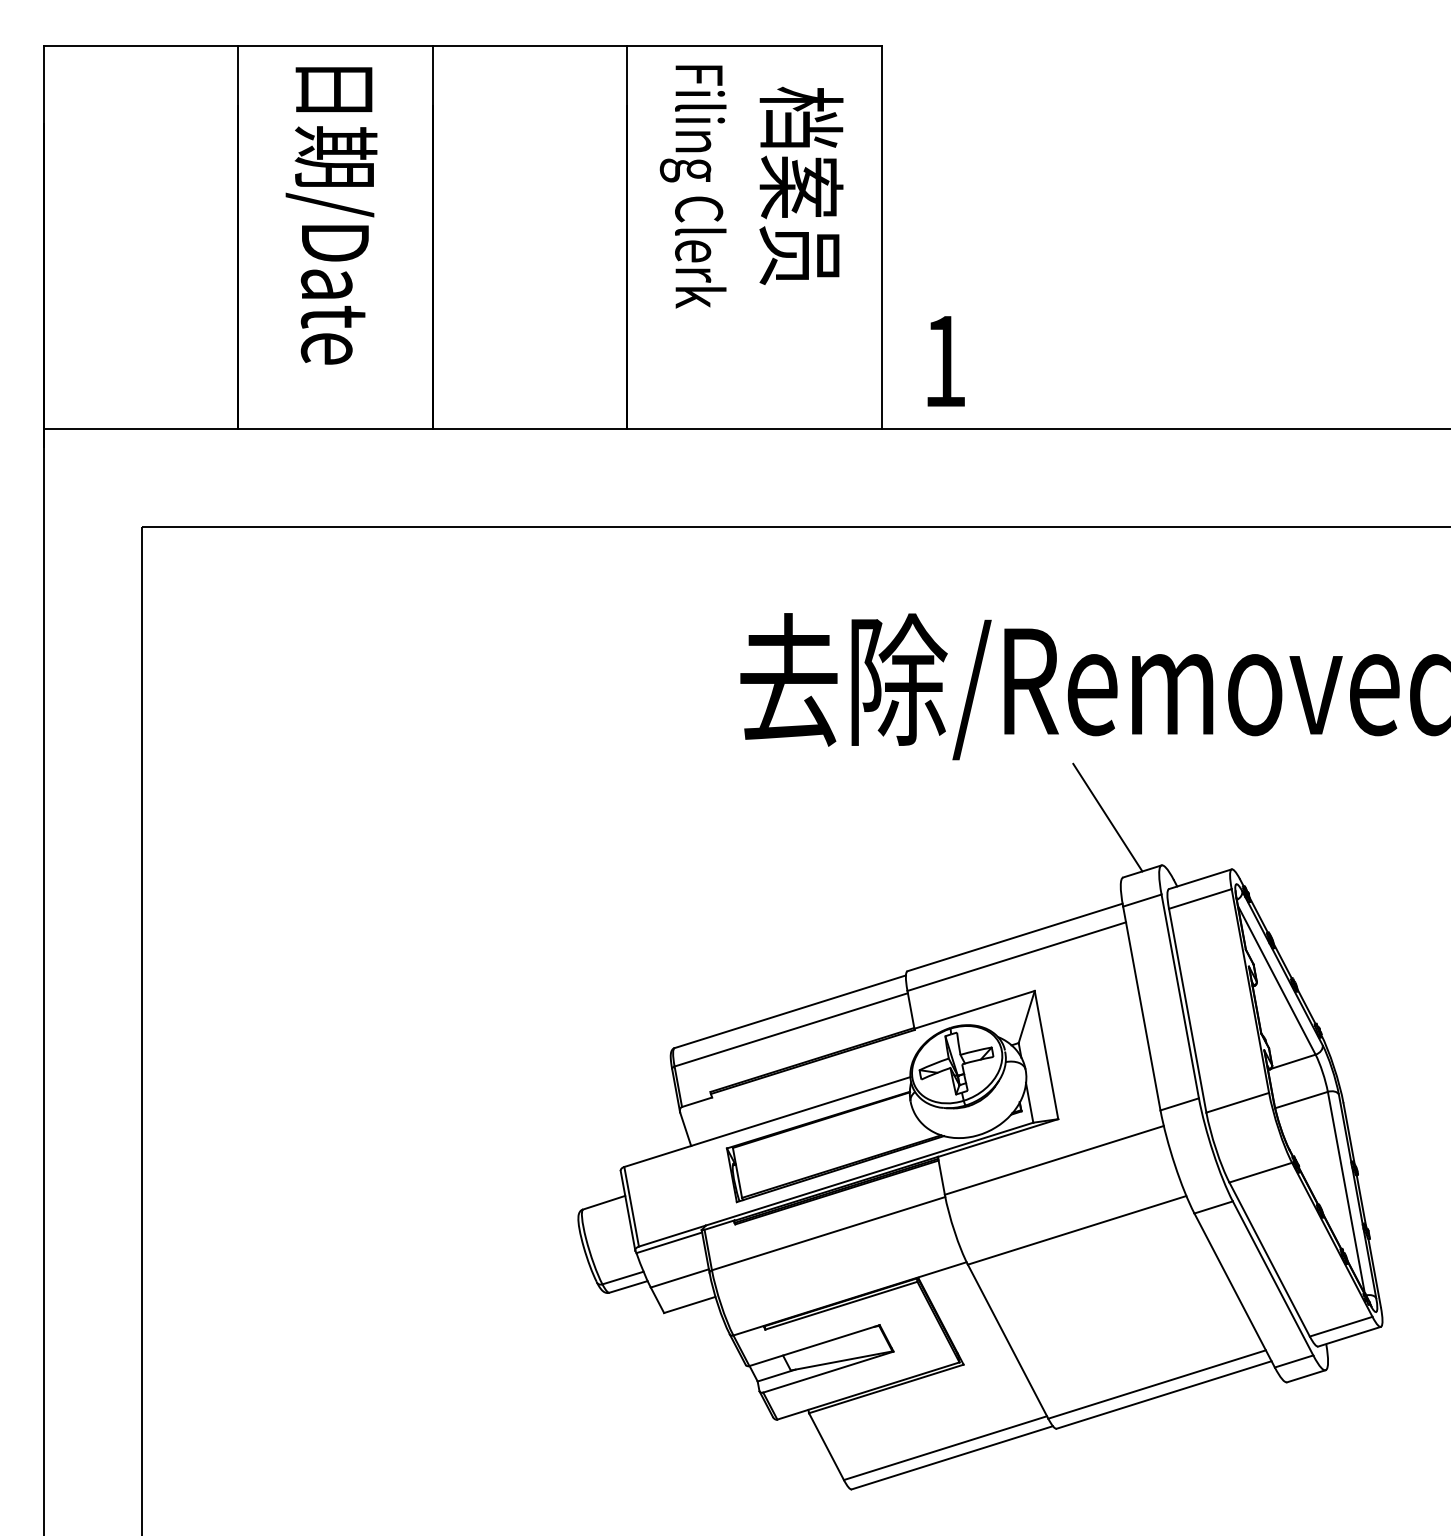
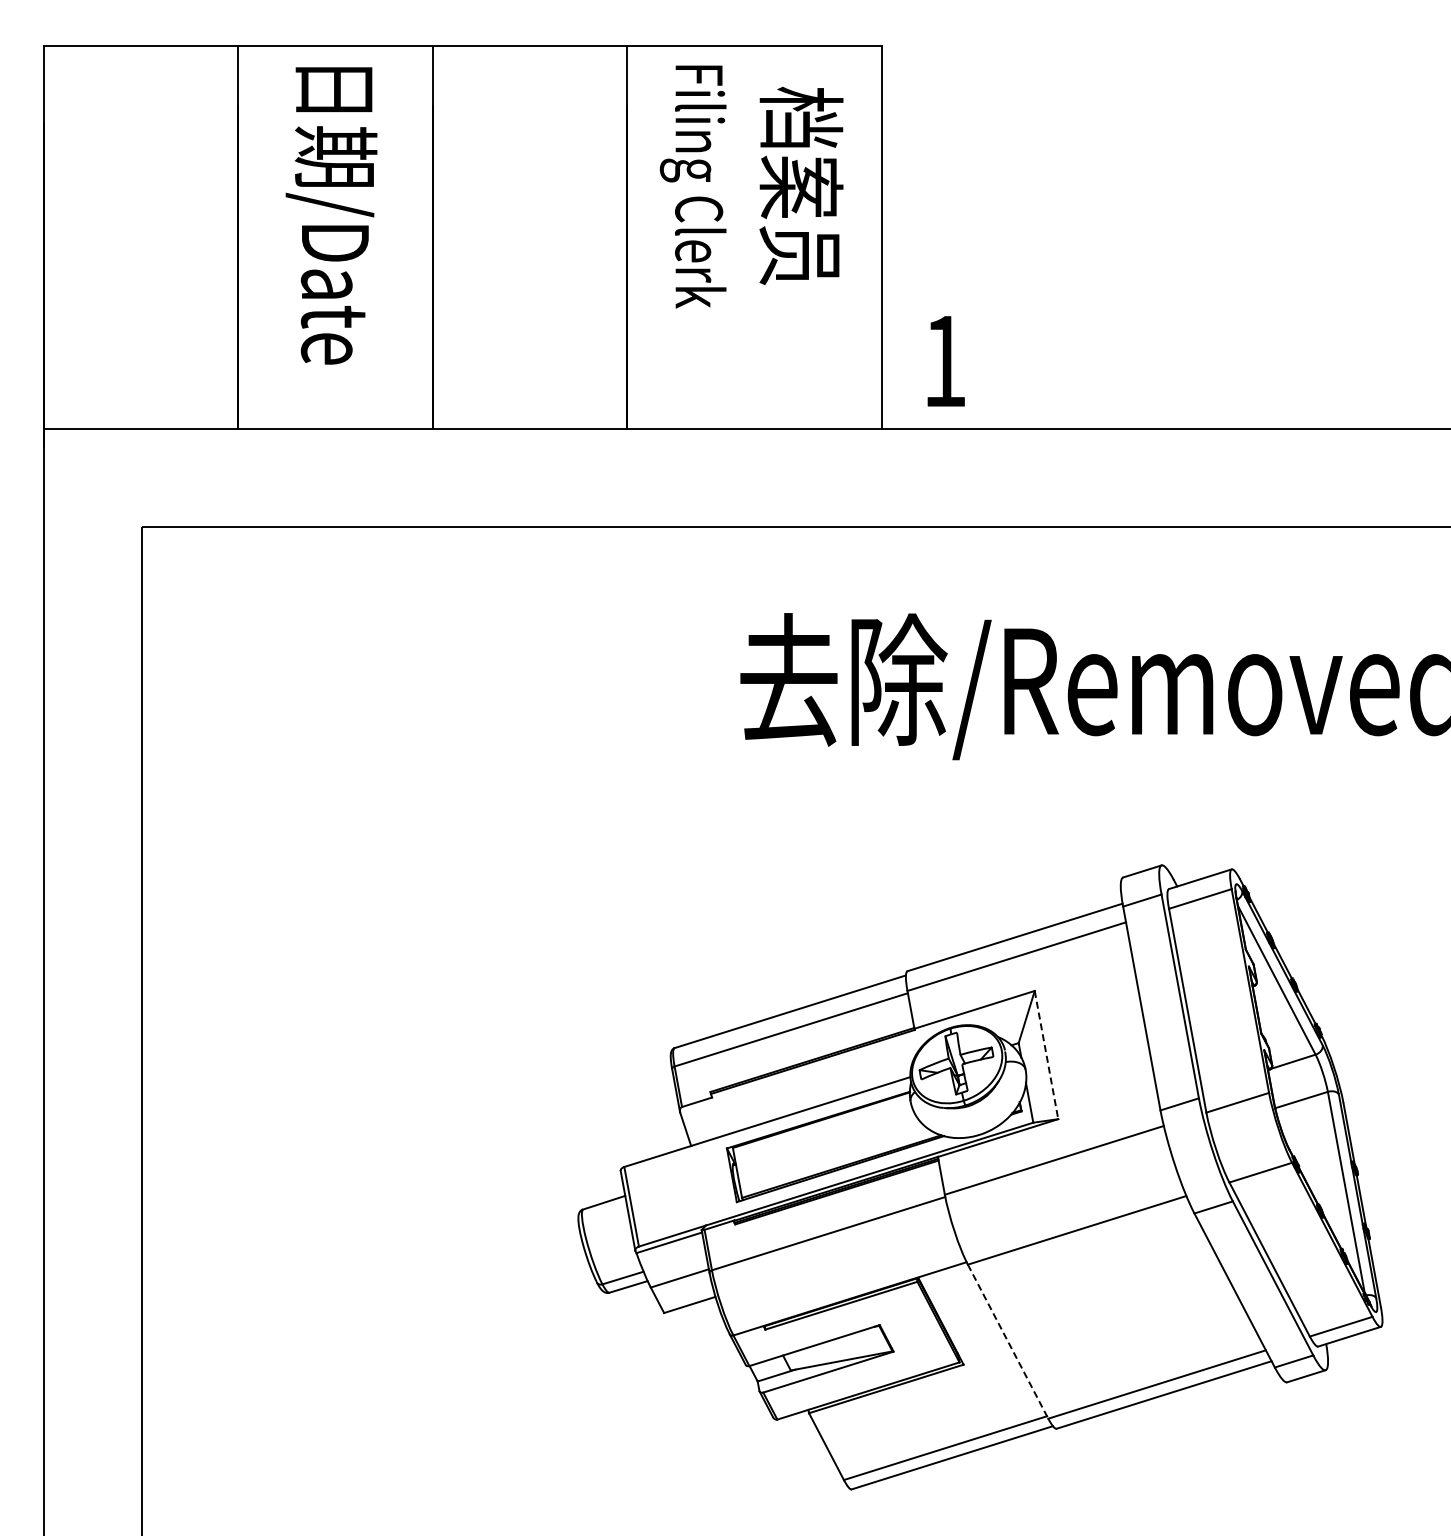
line: present -> none (1107, 817)
line: solid -> dashed (1046, 1055)
line: solid -> dashed (1008, 1341)
